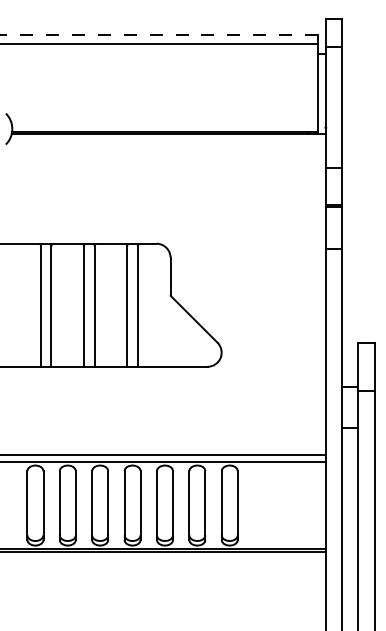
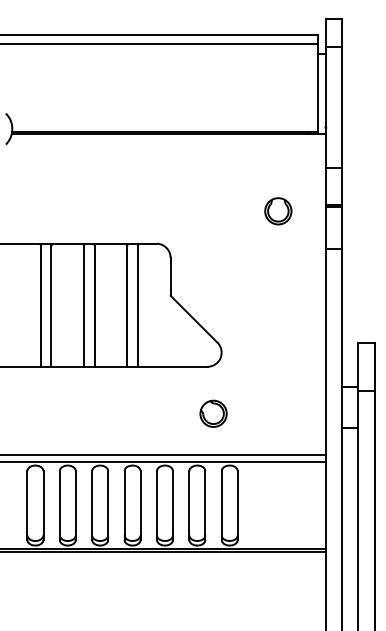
line: dashed -> solid (159, 35)
part: none -> present (278, 211)
part: none -> present (213, 413)
